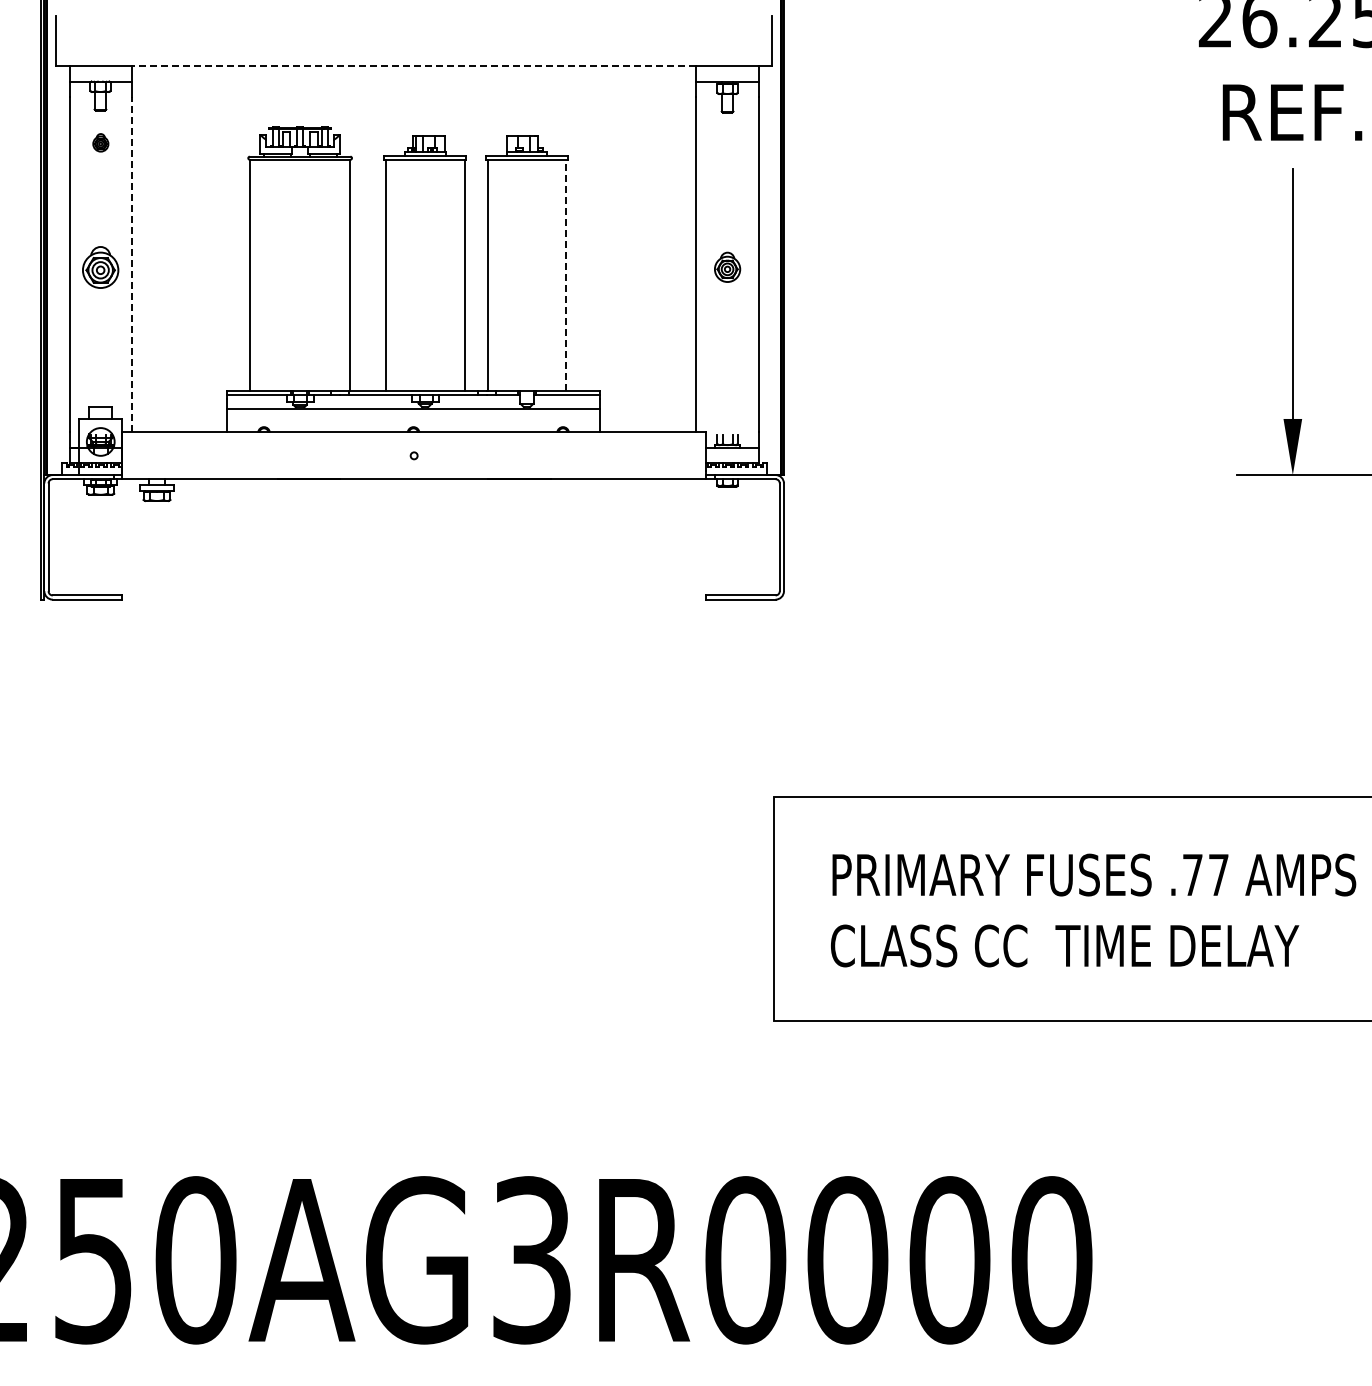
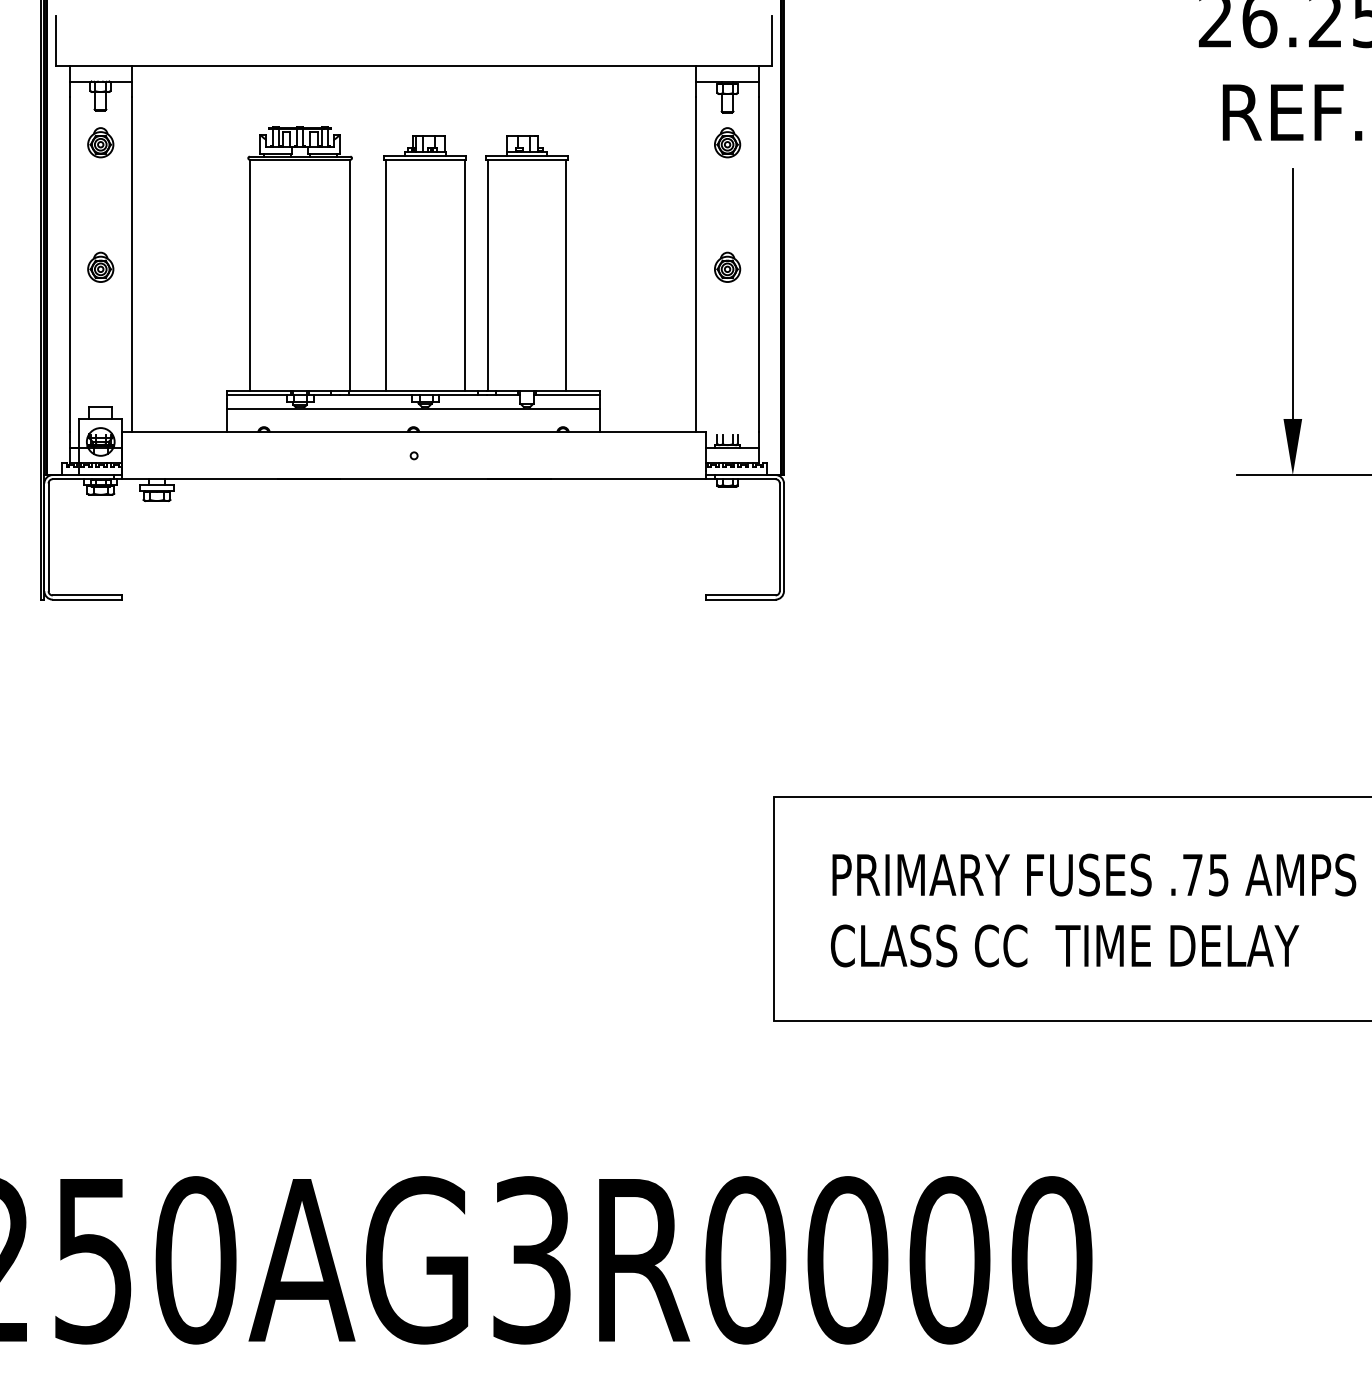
line: dashed -> solid (413, 66)
part size: 18x20 px -> 28x32 px (100, 142)
part: none -> present (727, 142)
line: dashed -> solid (131, 264)
part size: 38x43 px -> 28x32 px (100, 266)
line: dashed -> solid (566, 275)
text: .77 -> .75 (1218, 875)
